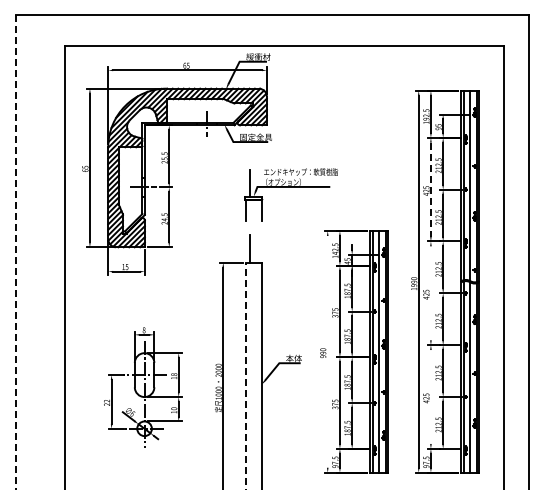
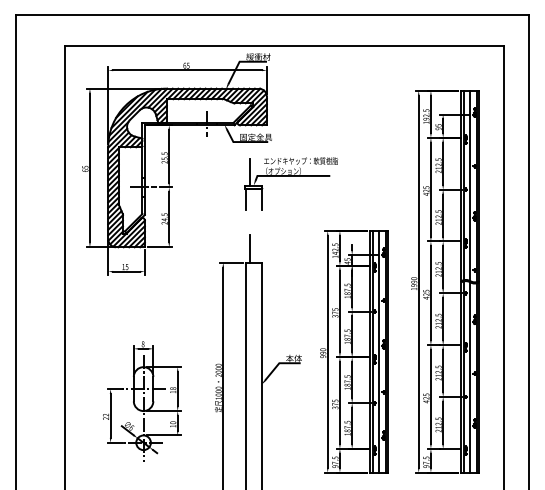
part position: (290, 187) -> (290, 176) (290, 176)
line: dashed -> solid (430, 189)
line: dashed -> solid (16, 252)
line: none -> present (430, 293)
line: none -> present (327, 351)
line: dashed -> solid (245, 375)
part position: (143, 387) -> (142, 401) (142, 401)
line: none -> present (430, 396)
